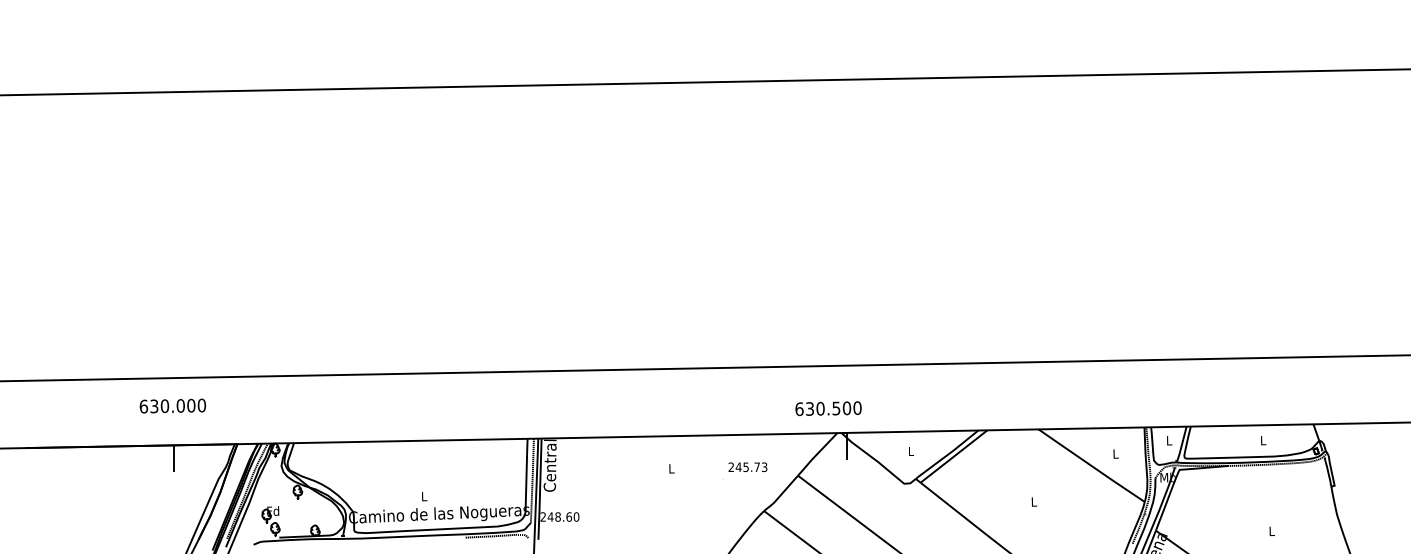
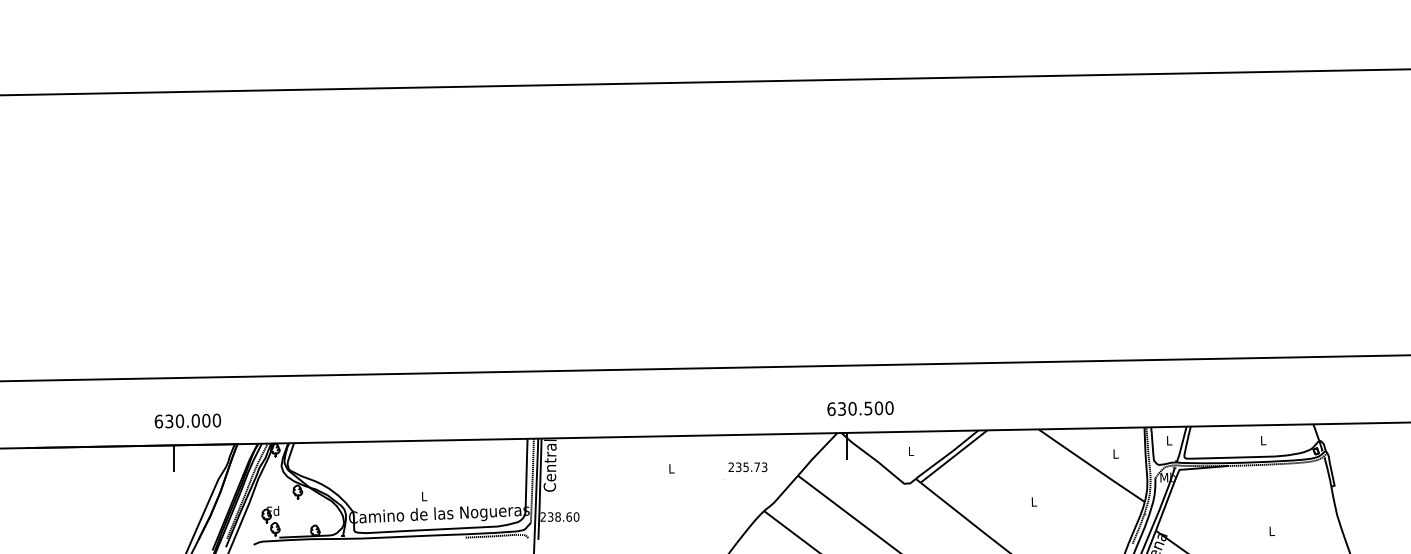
text position: (172, 405) -> (187, 420) (187, 420)
text position: (828, 408) -> (860, 408) (860, 408)
text: 245.73 -> 235.73 (738, 467)
text: 248.60 -> 238.60 (550, 516)
